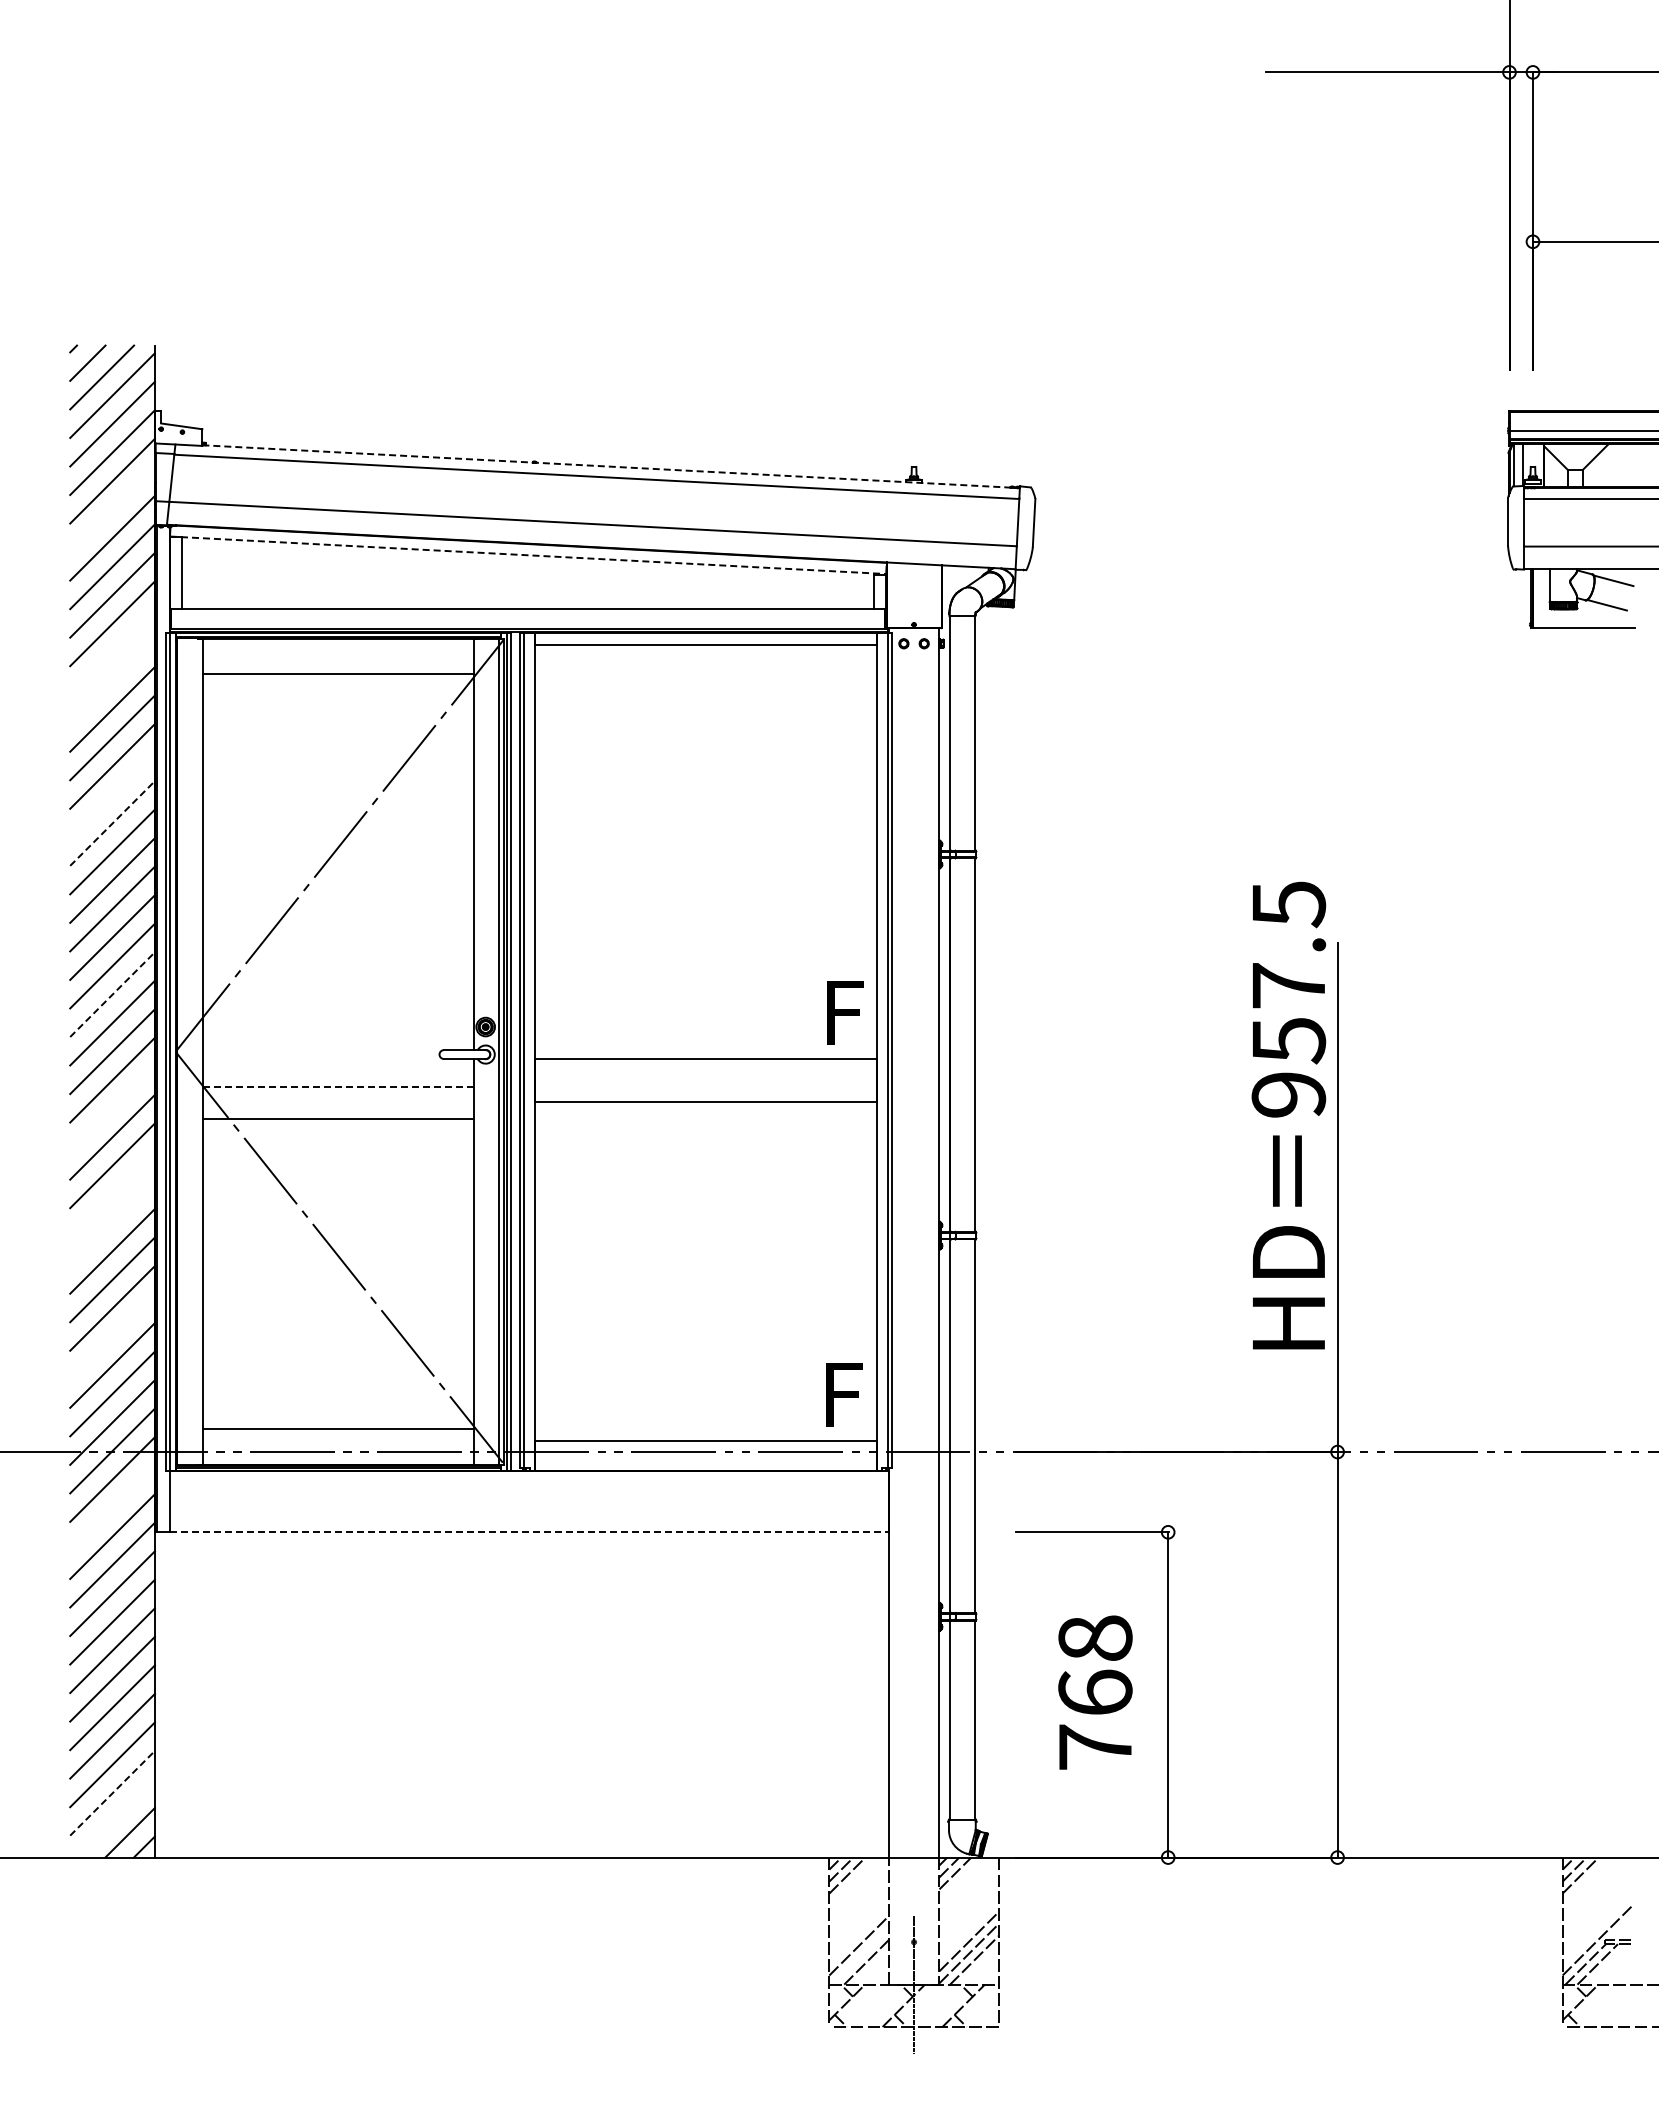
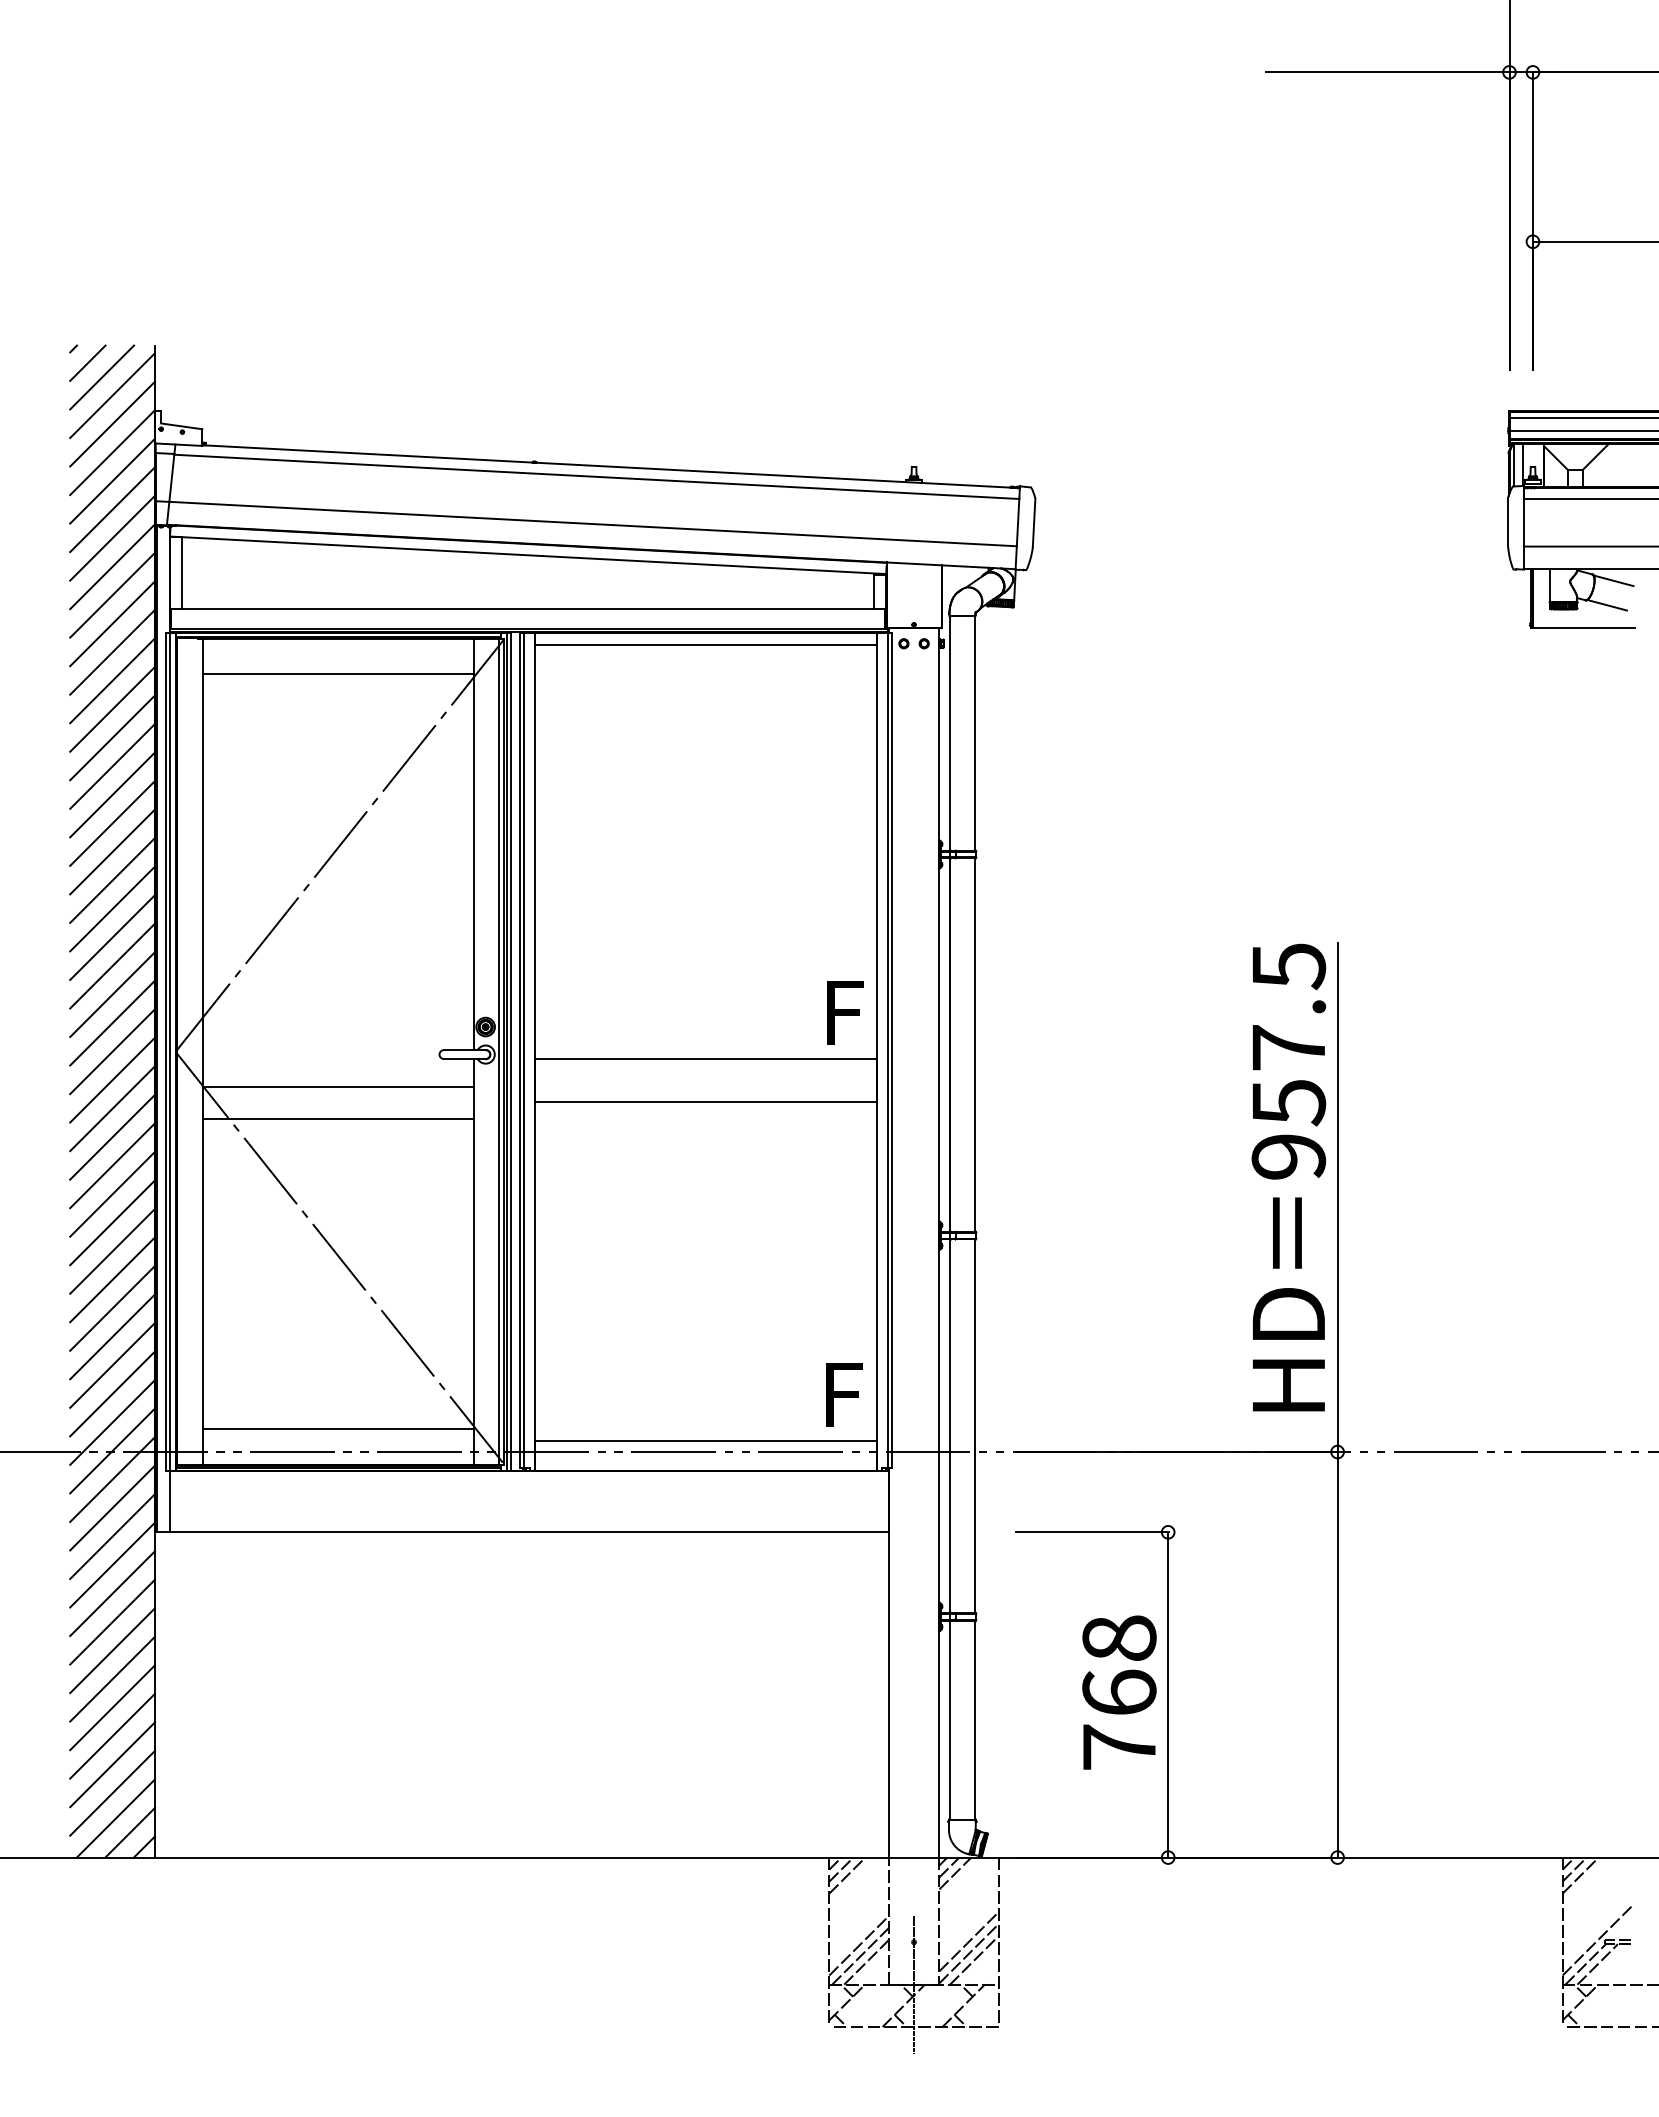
line: none -> present (1582, 418)
line: dashed -> solid (611, 466)
line: none -> present (112, 509)
line: dashed -> solid (528, 555)
line: none -> present (112, 652)
line: none -> present (112, 680)
line: none -> present (112, 794)
line: dashed -> solid (112, 823)
line: dashed -> solid (112, 994)
line: dashed -> solid (338, 1086)
line: none -> present (112, 1108)
text position: (1288, 1115) -> (1288, 1177) (1288, 1177)
line: none -> present (112, 1193)
line: none -> present (112, 1222)
line: none -> present (112, 1336)
line: none -> present (112, 1507)
line: dashed -> solid (529, 1532)
text position: (1095, 1692) -> (1119, 1692) (1119, 1692)
line: dashed -> solid (112, 1793)
line: none -> present (115, 1818)
line: none -> present (860, 1956)
